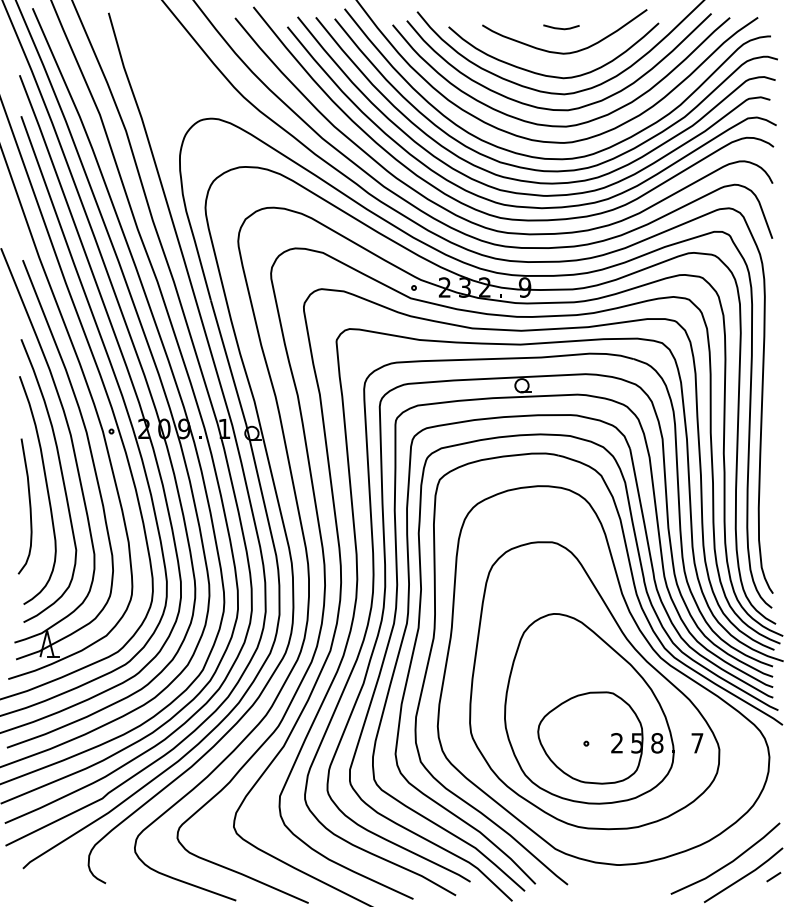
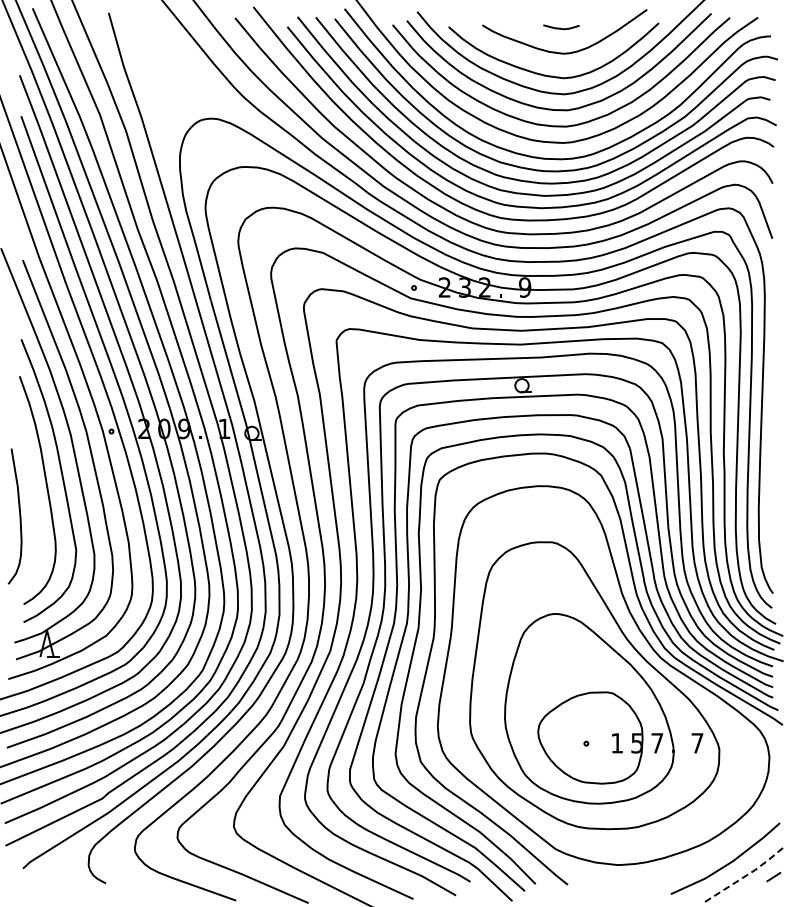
curve position: (29, 506) -> (19, 516) (19, 516)
text: 2 -> 1 (616, 743)
text: 8 -> 7 (657, 743)
line: solid -> dashed (745, 876)
